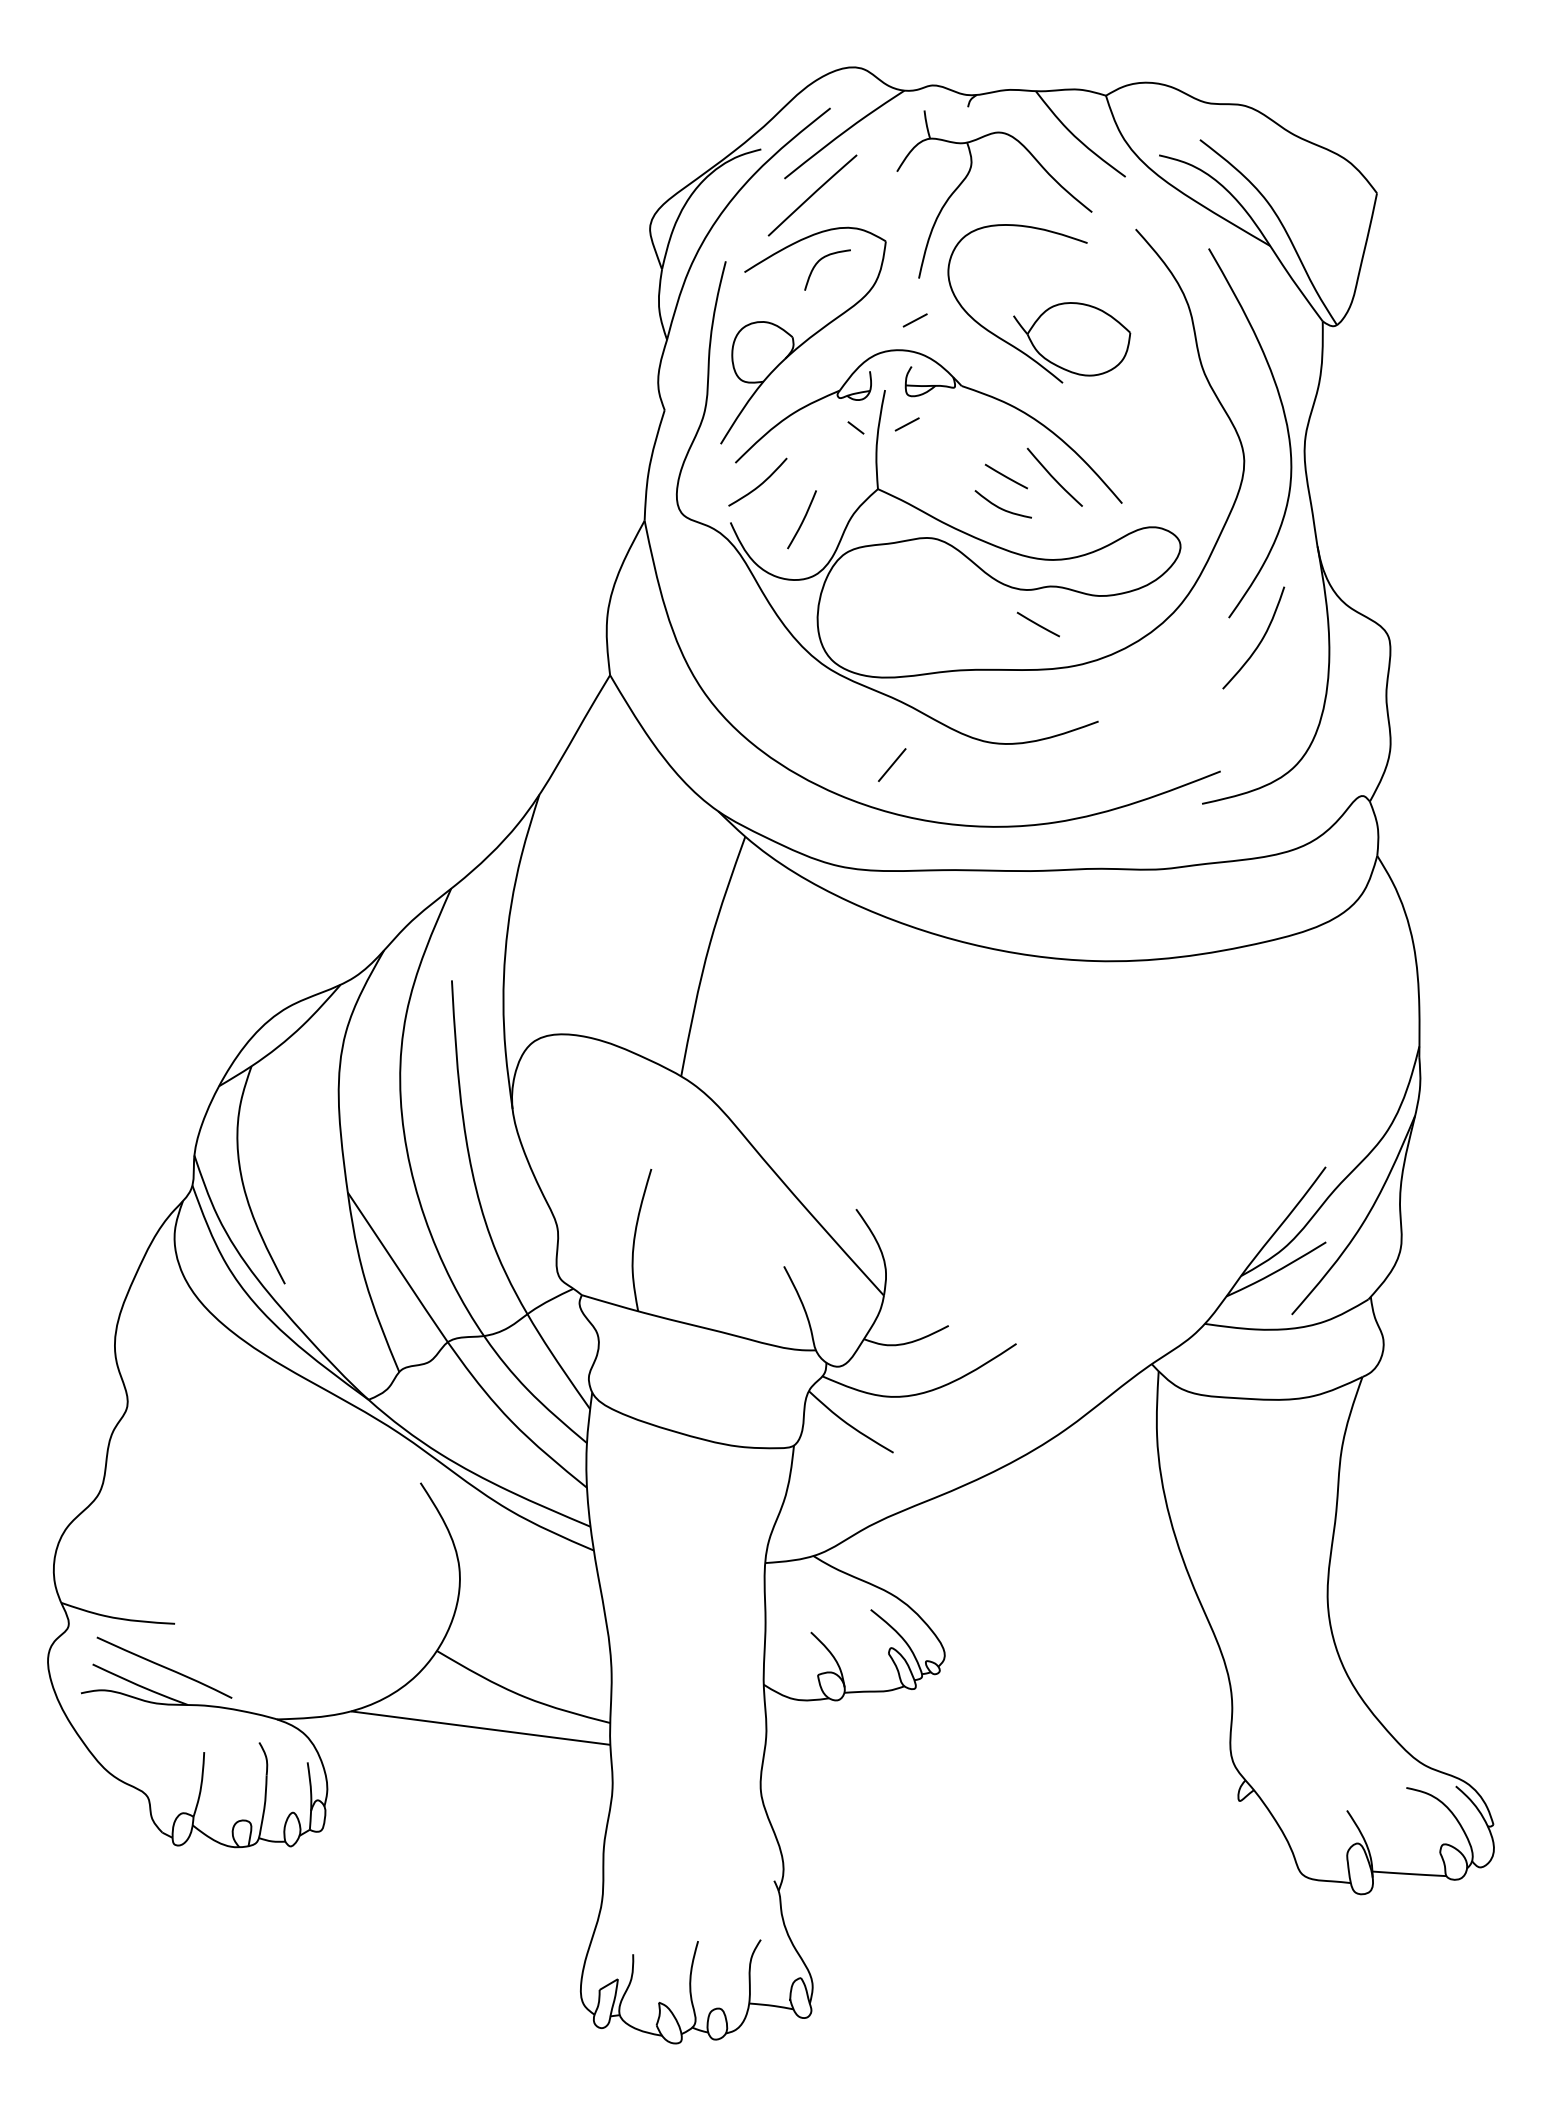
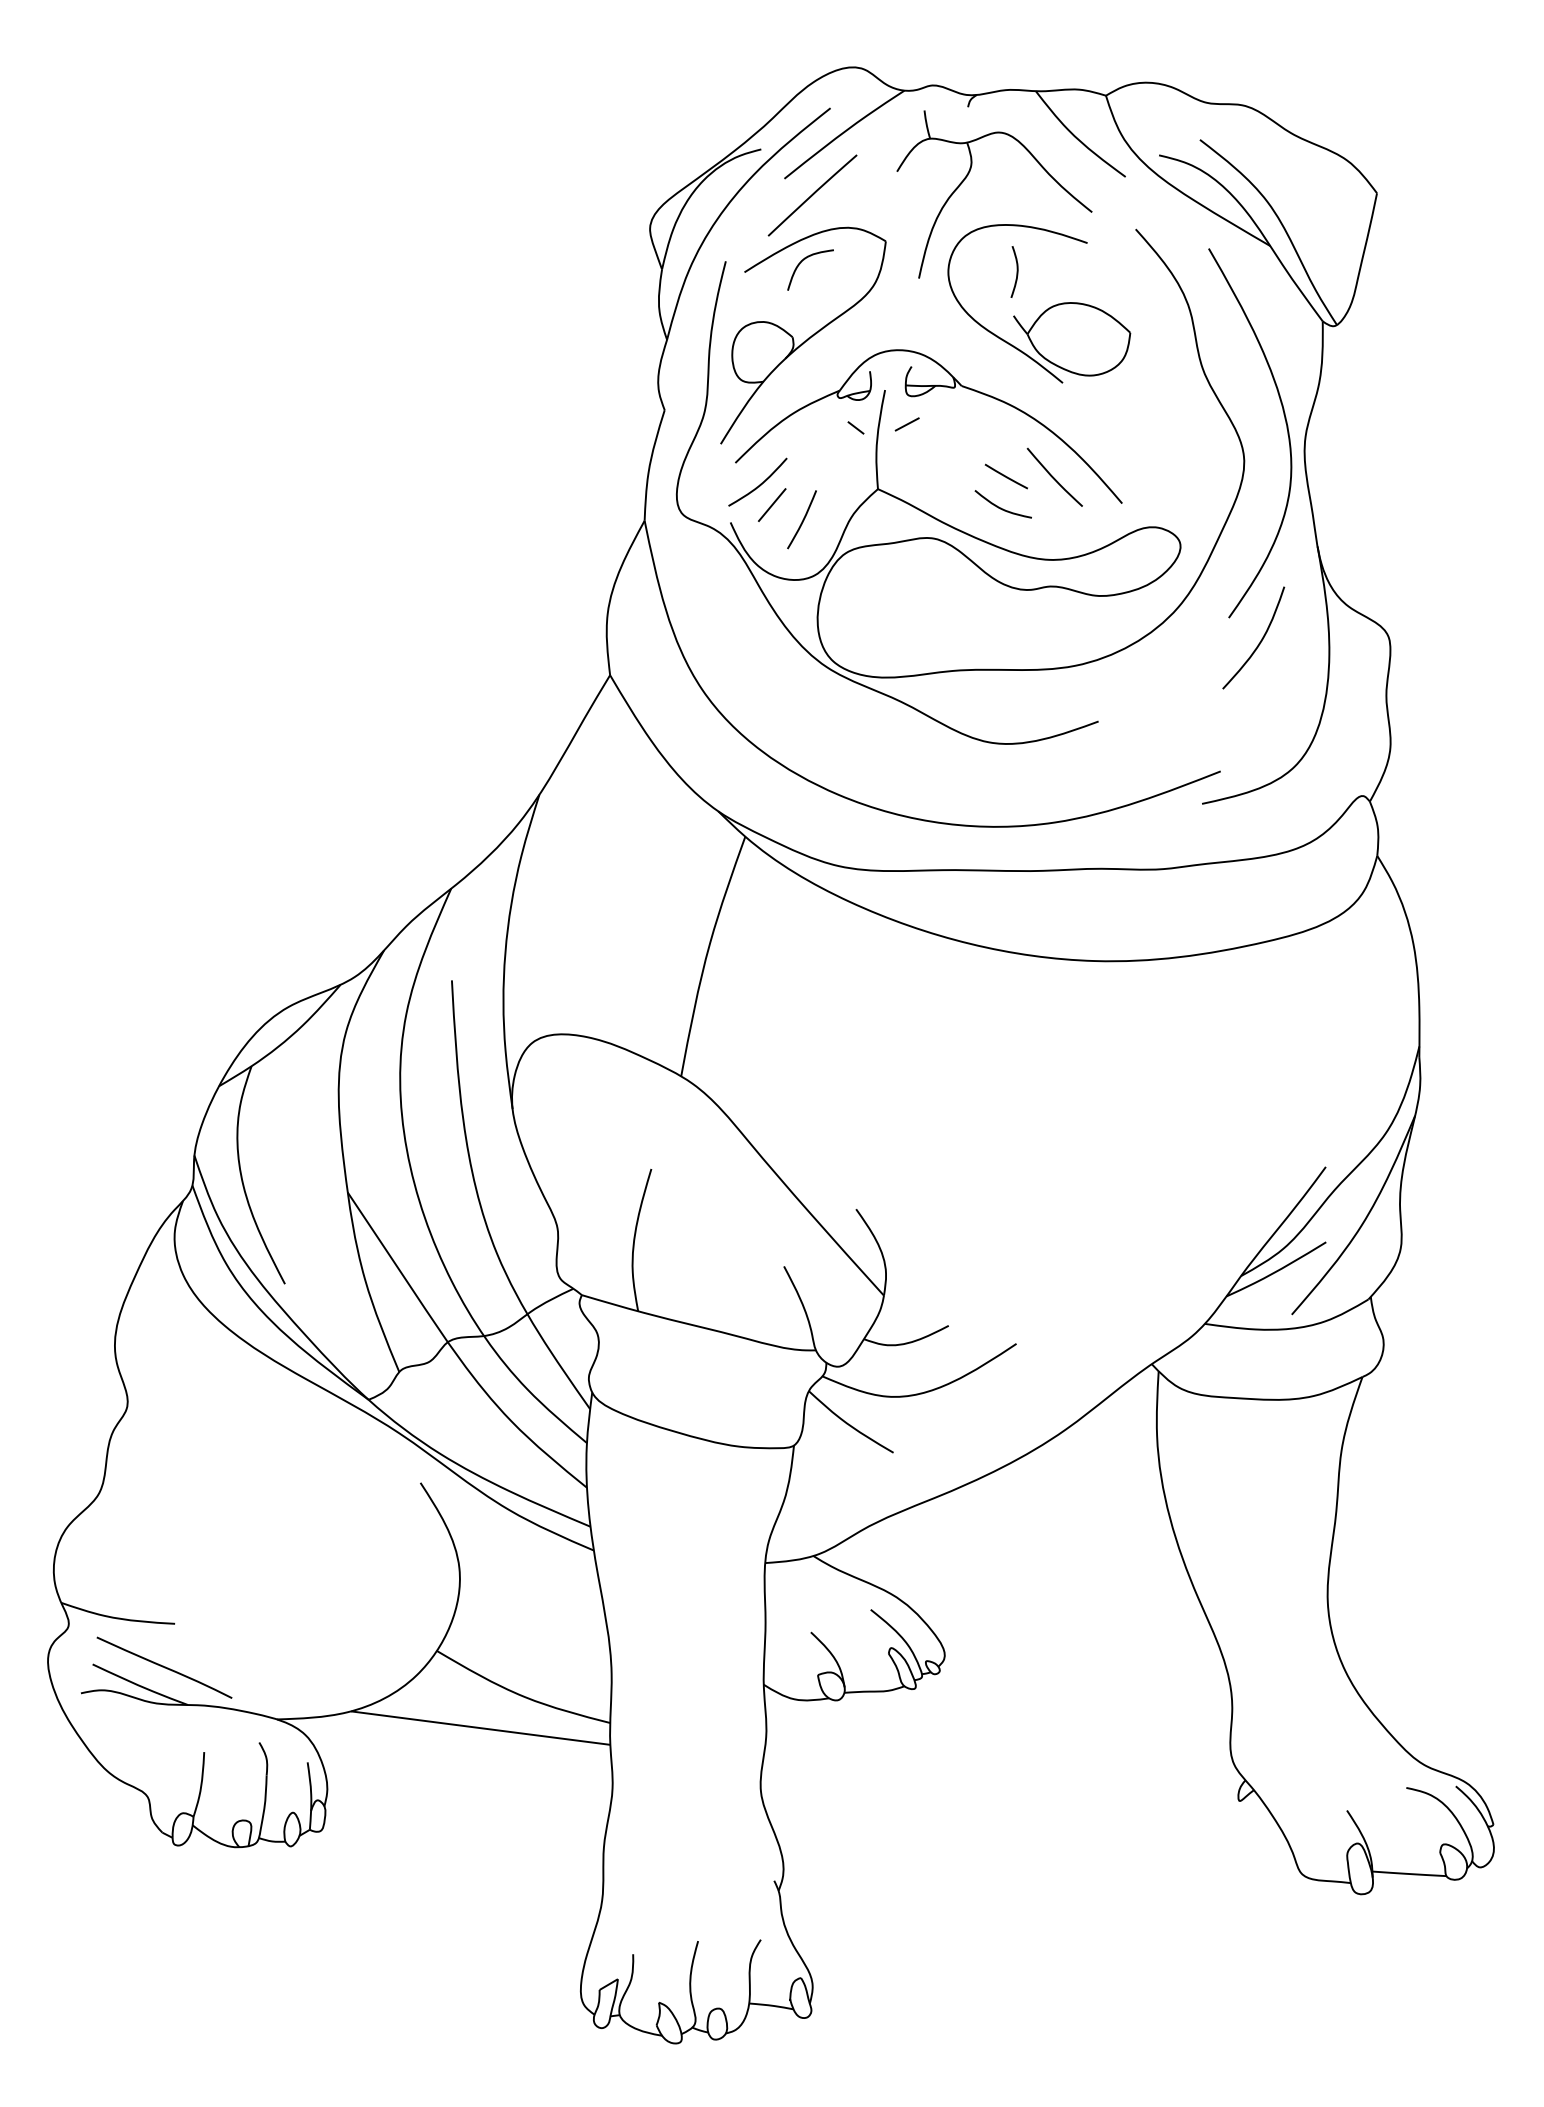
curve position: (821, 260) -> (804, 260) (804, 260)
curve: none -> present (1016, 271)
line: present -> none (914, 320)
line: present -> none (1037, 624)
line position: (892, 764) -> (772, 504) (772, 504)
